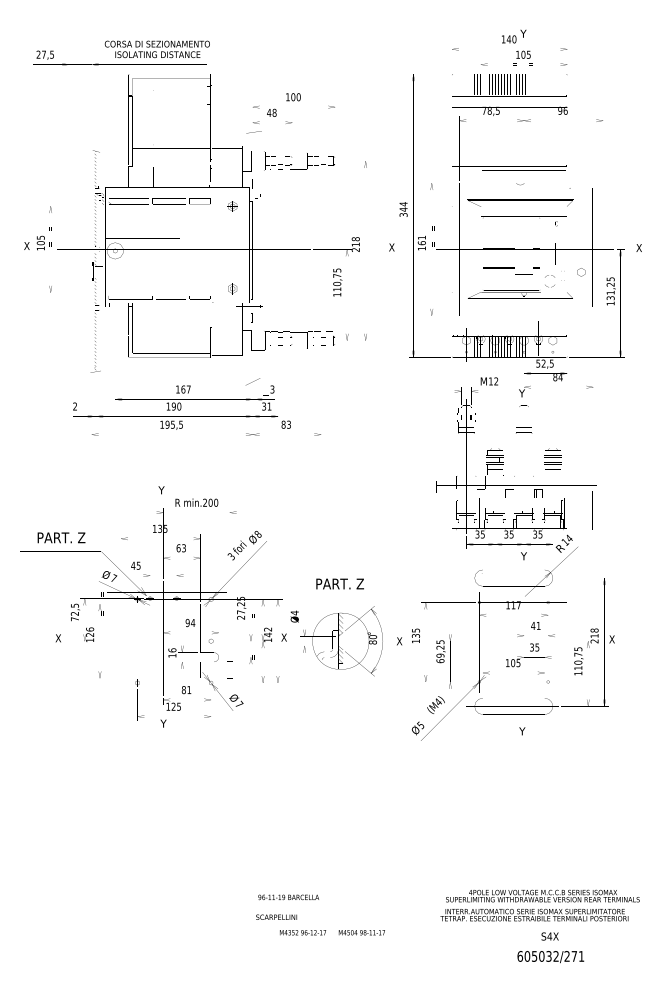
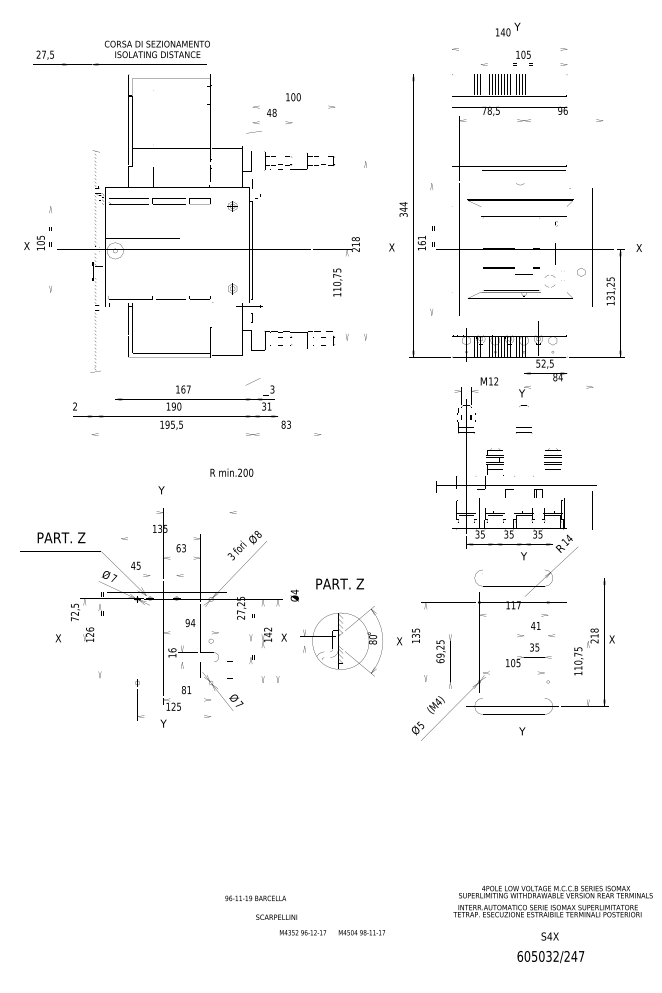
text position: (514, 36) -> (508, 29) (508, 29)
text position: (196, 502) -> (231, 472) (231, 472)
text position: (294, 616) -> (294, 595) (294, 595)
text position: (288, 897) -> (255, 898) (255, 898)
text position: (539, 905) -> (552, 901) (552, 901)
text: 605032/271 -> 605032/247 (577, 956)
